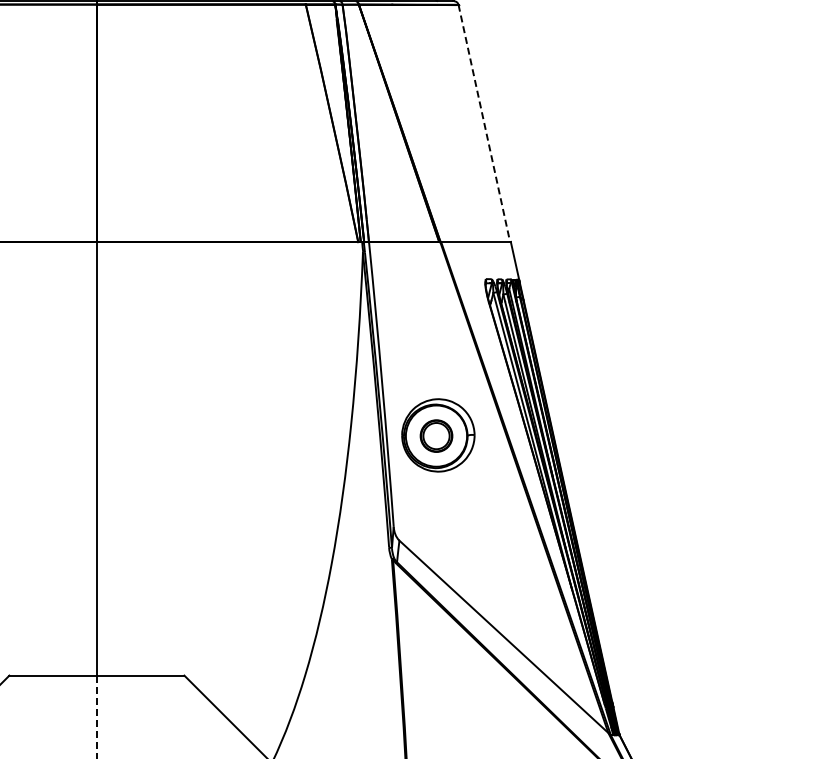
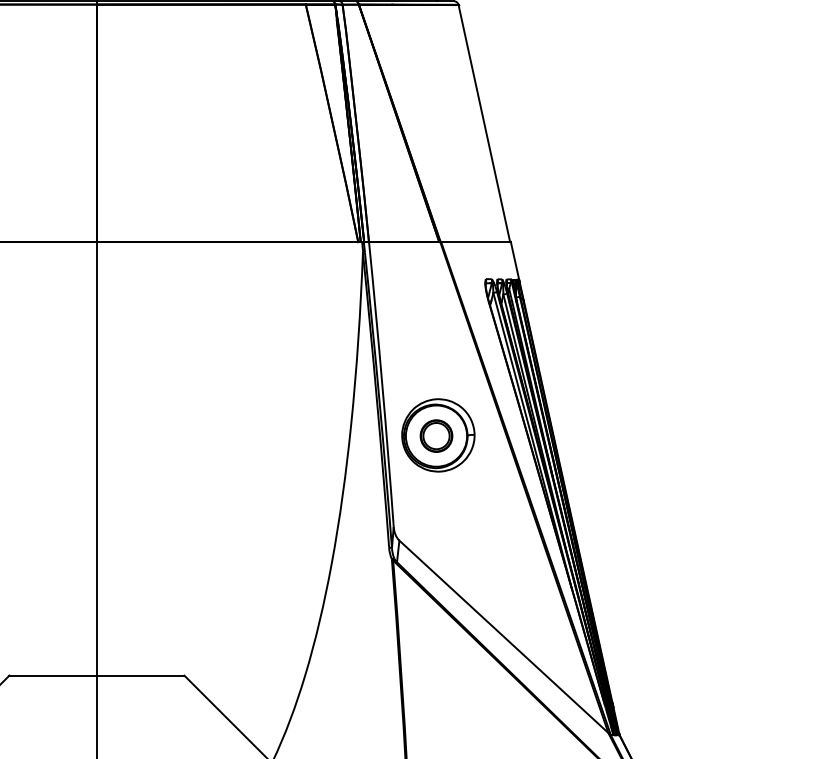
line: dashed -> solid (484, 123)
line: dashed -> solid (96, 717)
